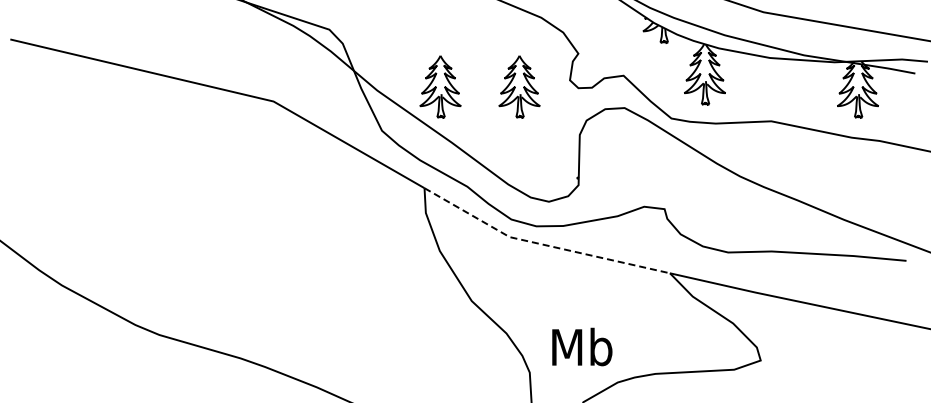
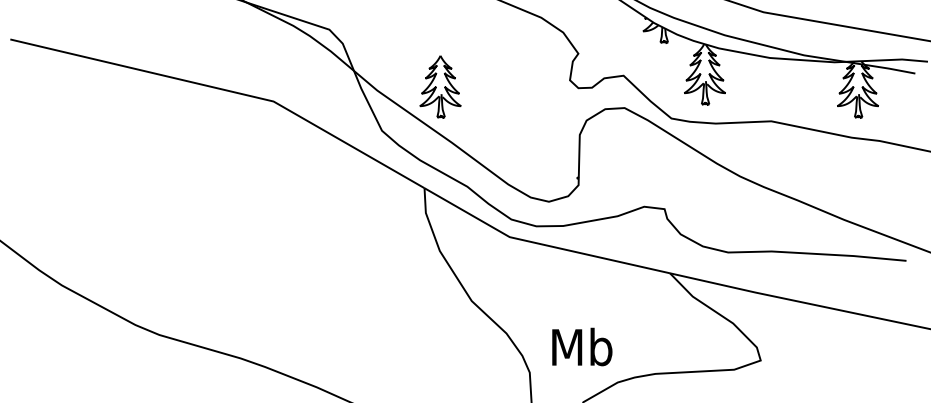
part: present -> none (519, 86)
line: dashed -> solid (541, 244)
